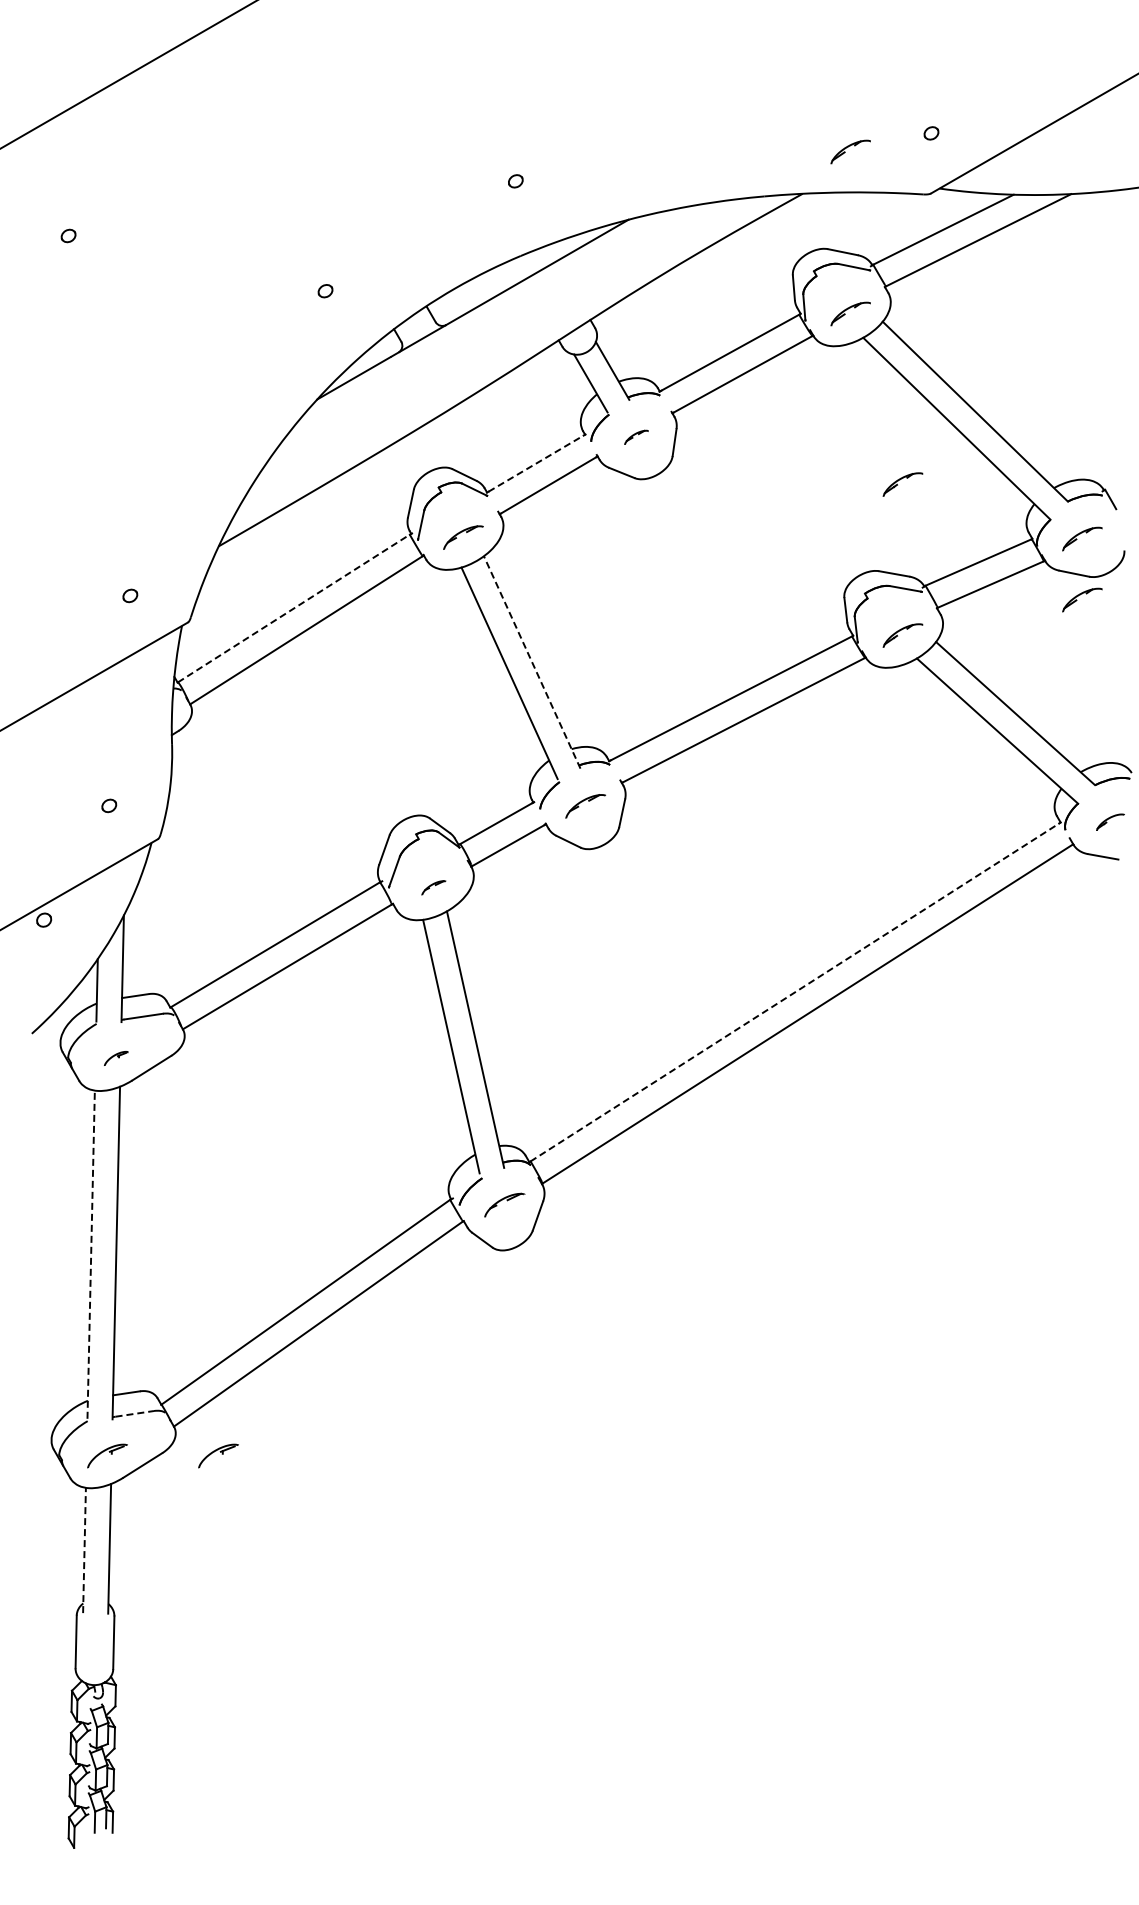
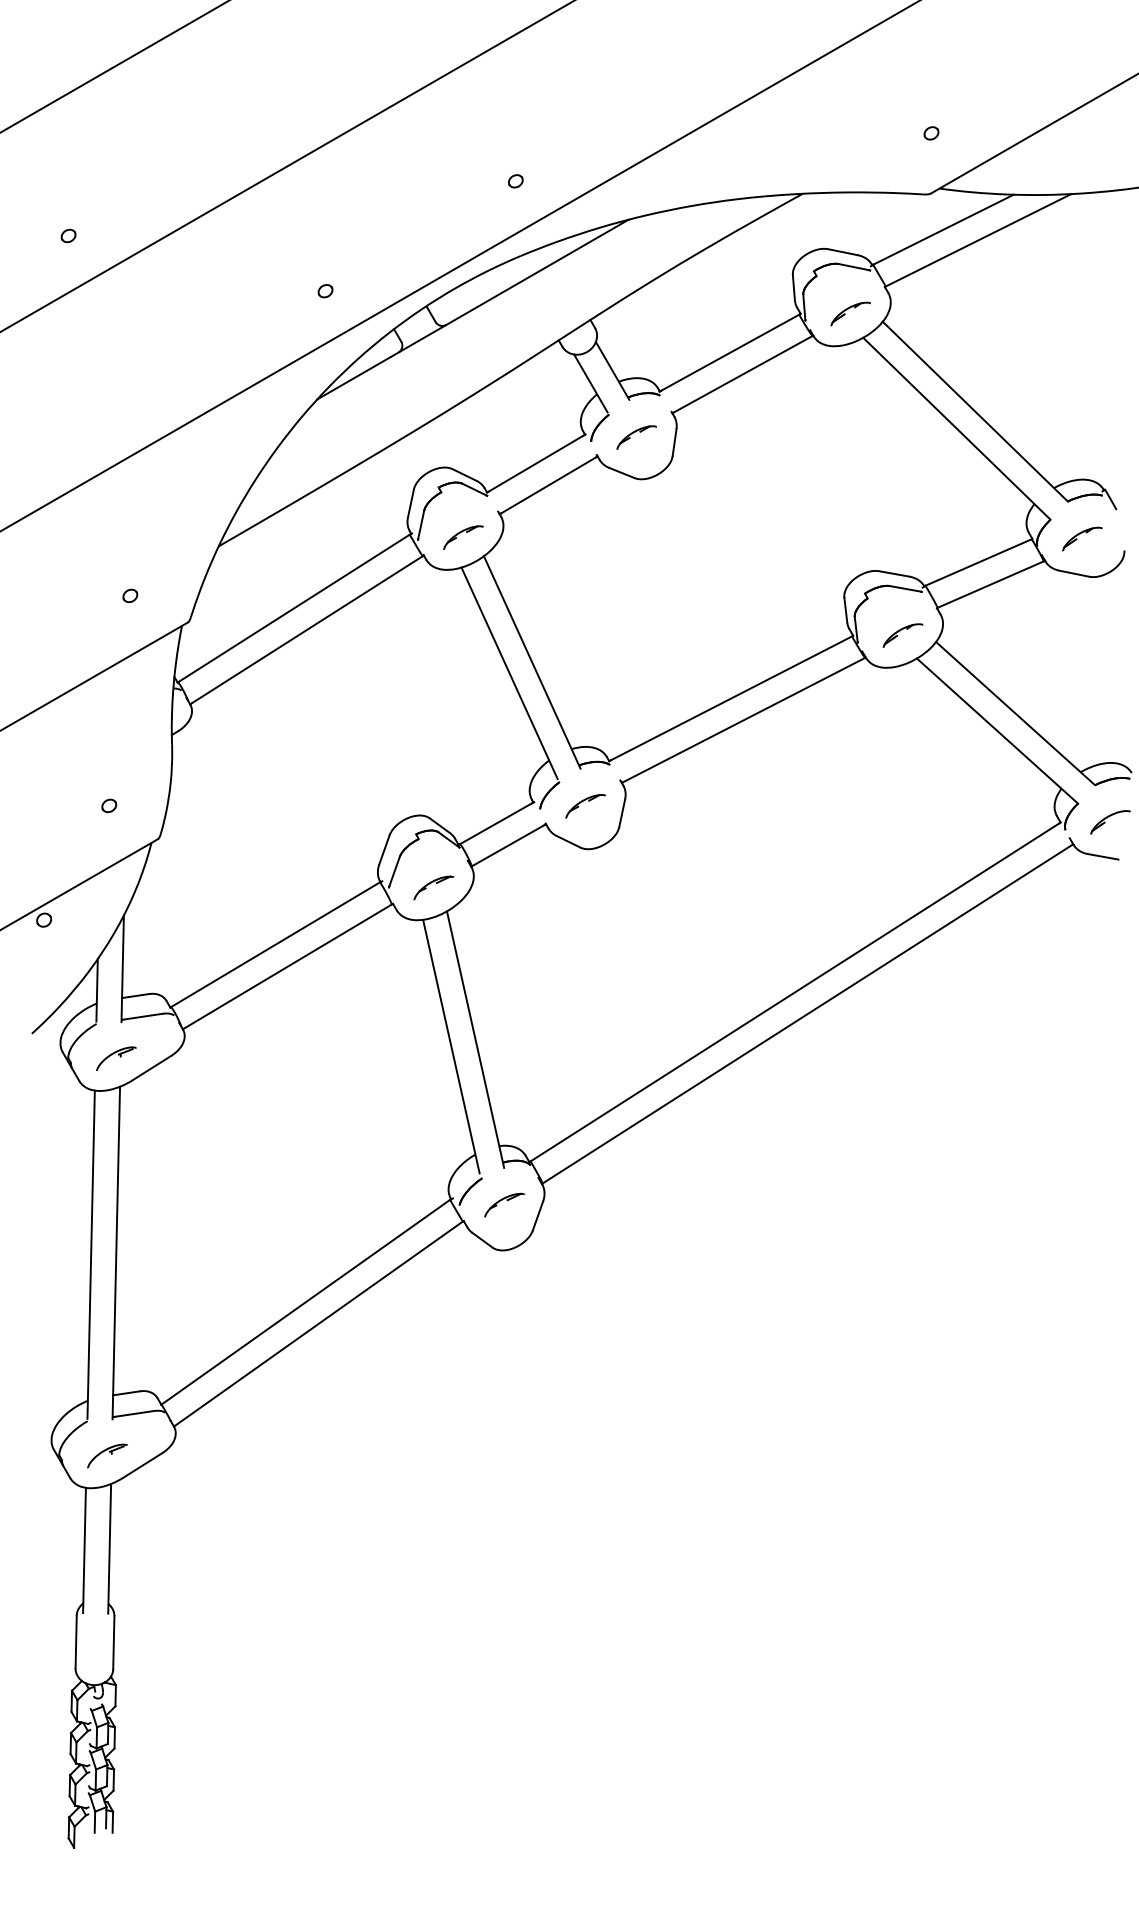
line position: (128, 74) -> (114, 66) (114, 66)
part: present -> none (850, 151)
line: none -> present (286, 166)
line: none -> present (459, 266)
part size: 25x16 px -> 41x25 px (636, 437)
line: dashed -> solid (536, 463)
part: present -> none (902, 484)
part: present -> none (1082, 599)
line: dashed -> solid (293, 608)
line: dashed -> solid (532, 662)
part size: 29x18 px -> 41x25 px (1110, 822)
part size: 26x16 px -> 42x26 px (433, 887)
line: dashed -> solid (794, 992)
part size: 25x15 px -> 41x25 px (116, 1058)
line: dashed -> solid (91, 1254)
line: dashed -> solid (135, 1413)
part: present -> none (218, 1455)
line: dashed -> solid (84, 1550)
